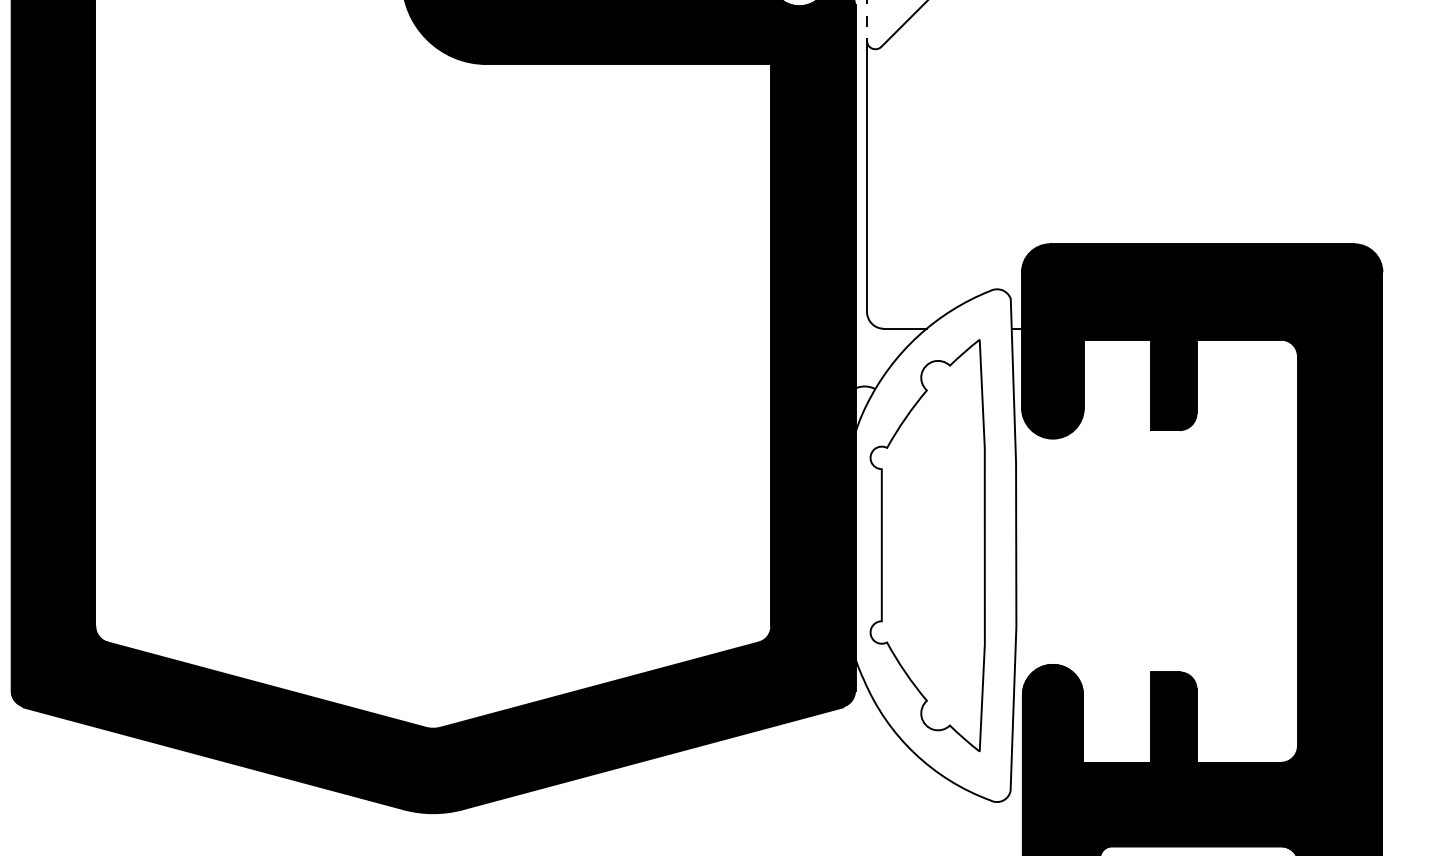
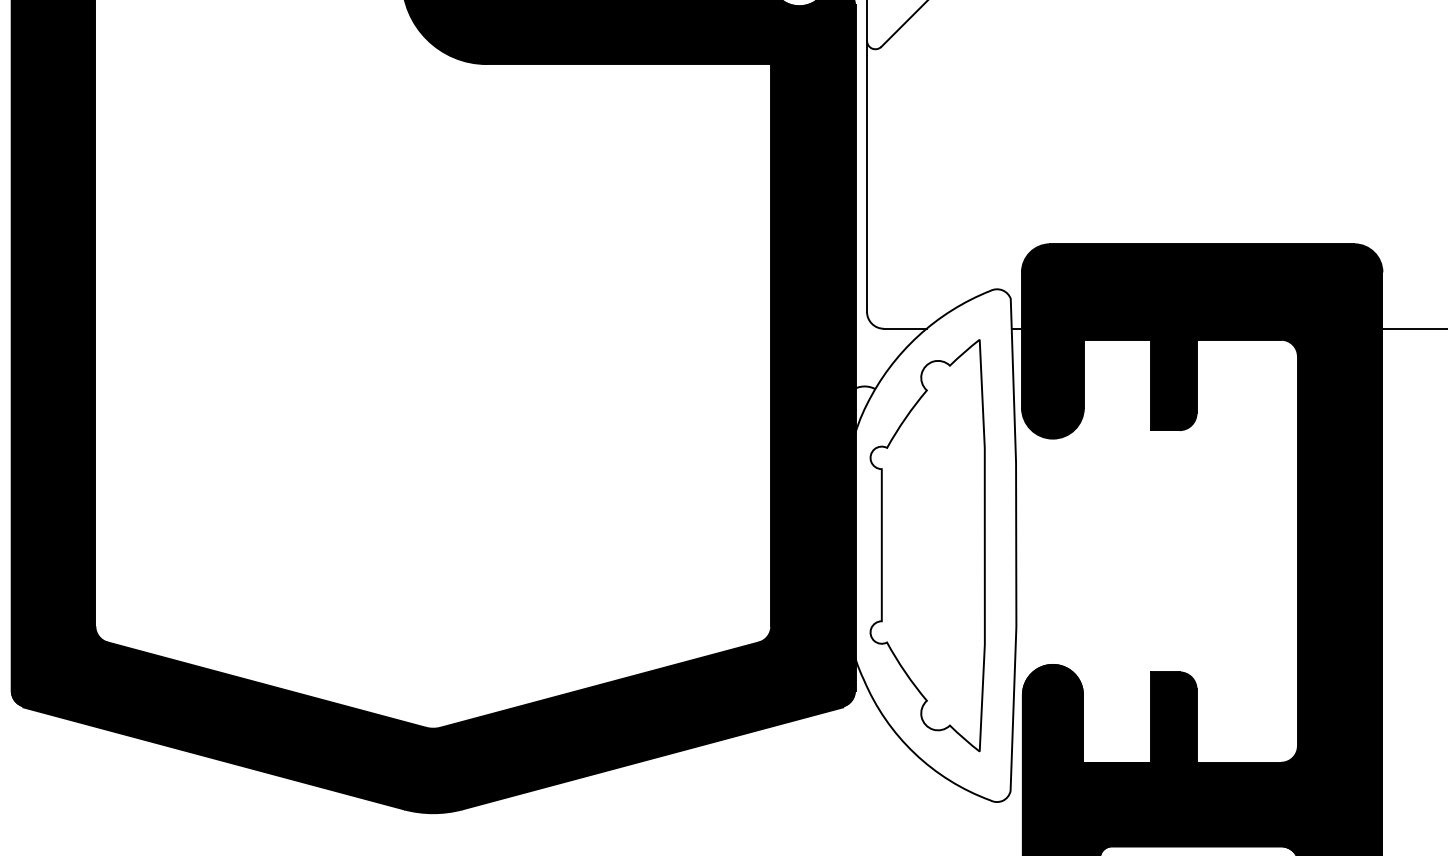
line: dashed -> solid (867, 20)
line: none -> present (1413, 328)
